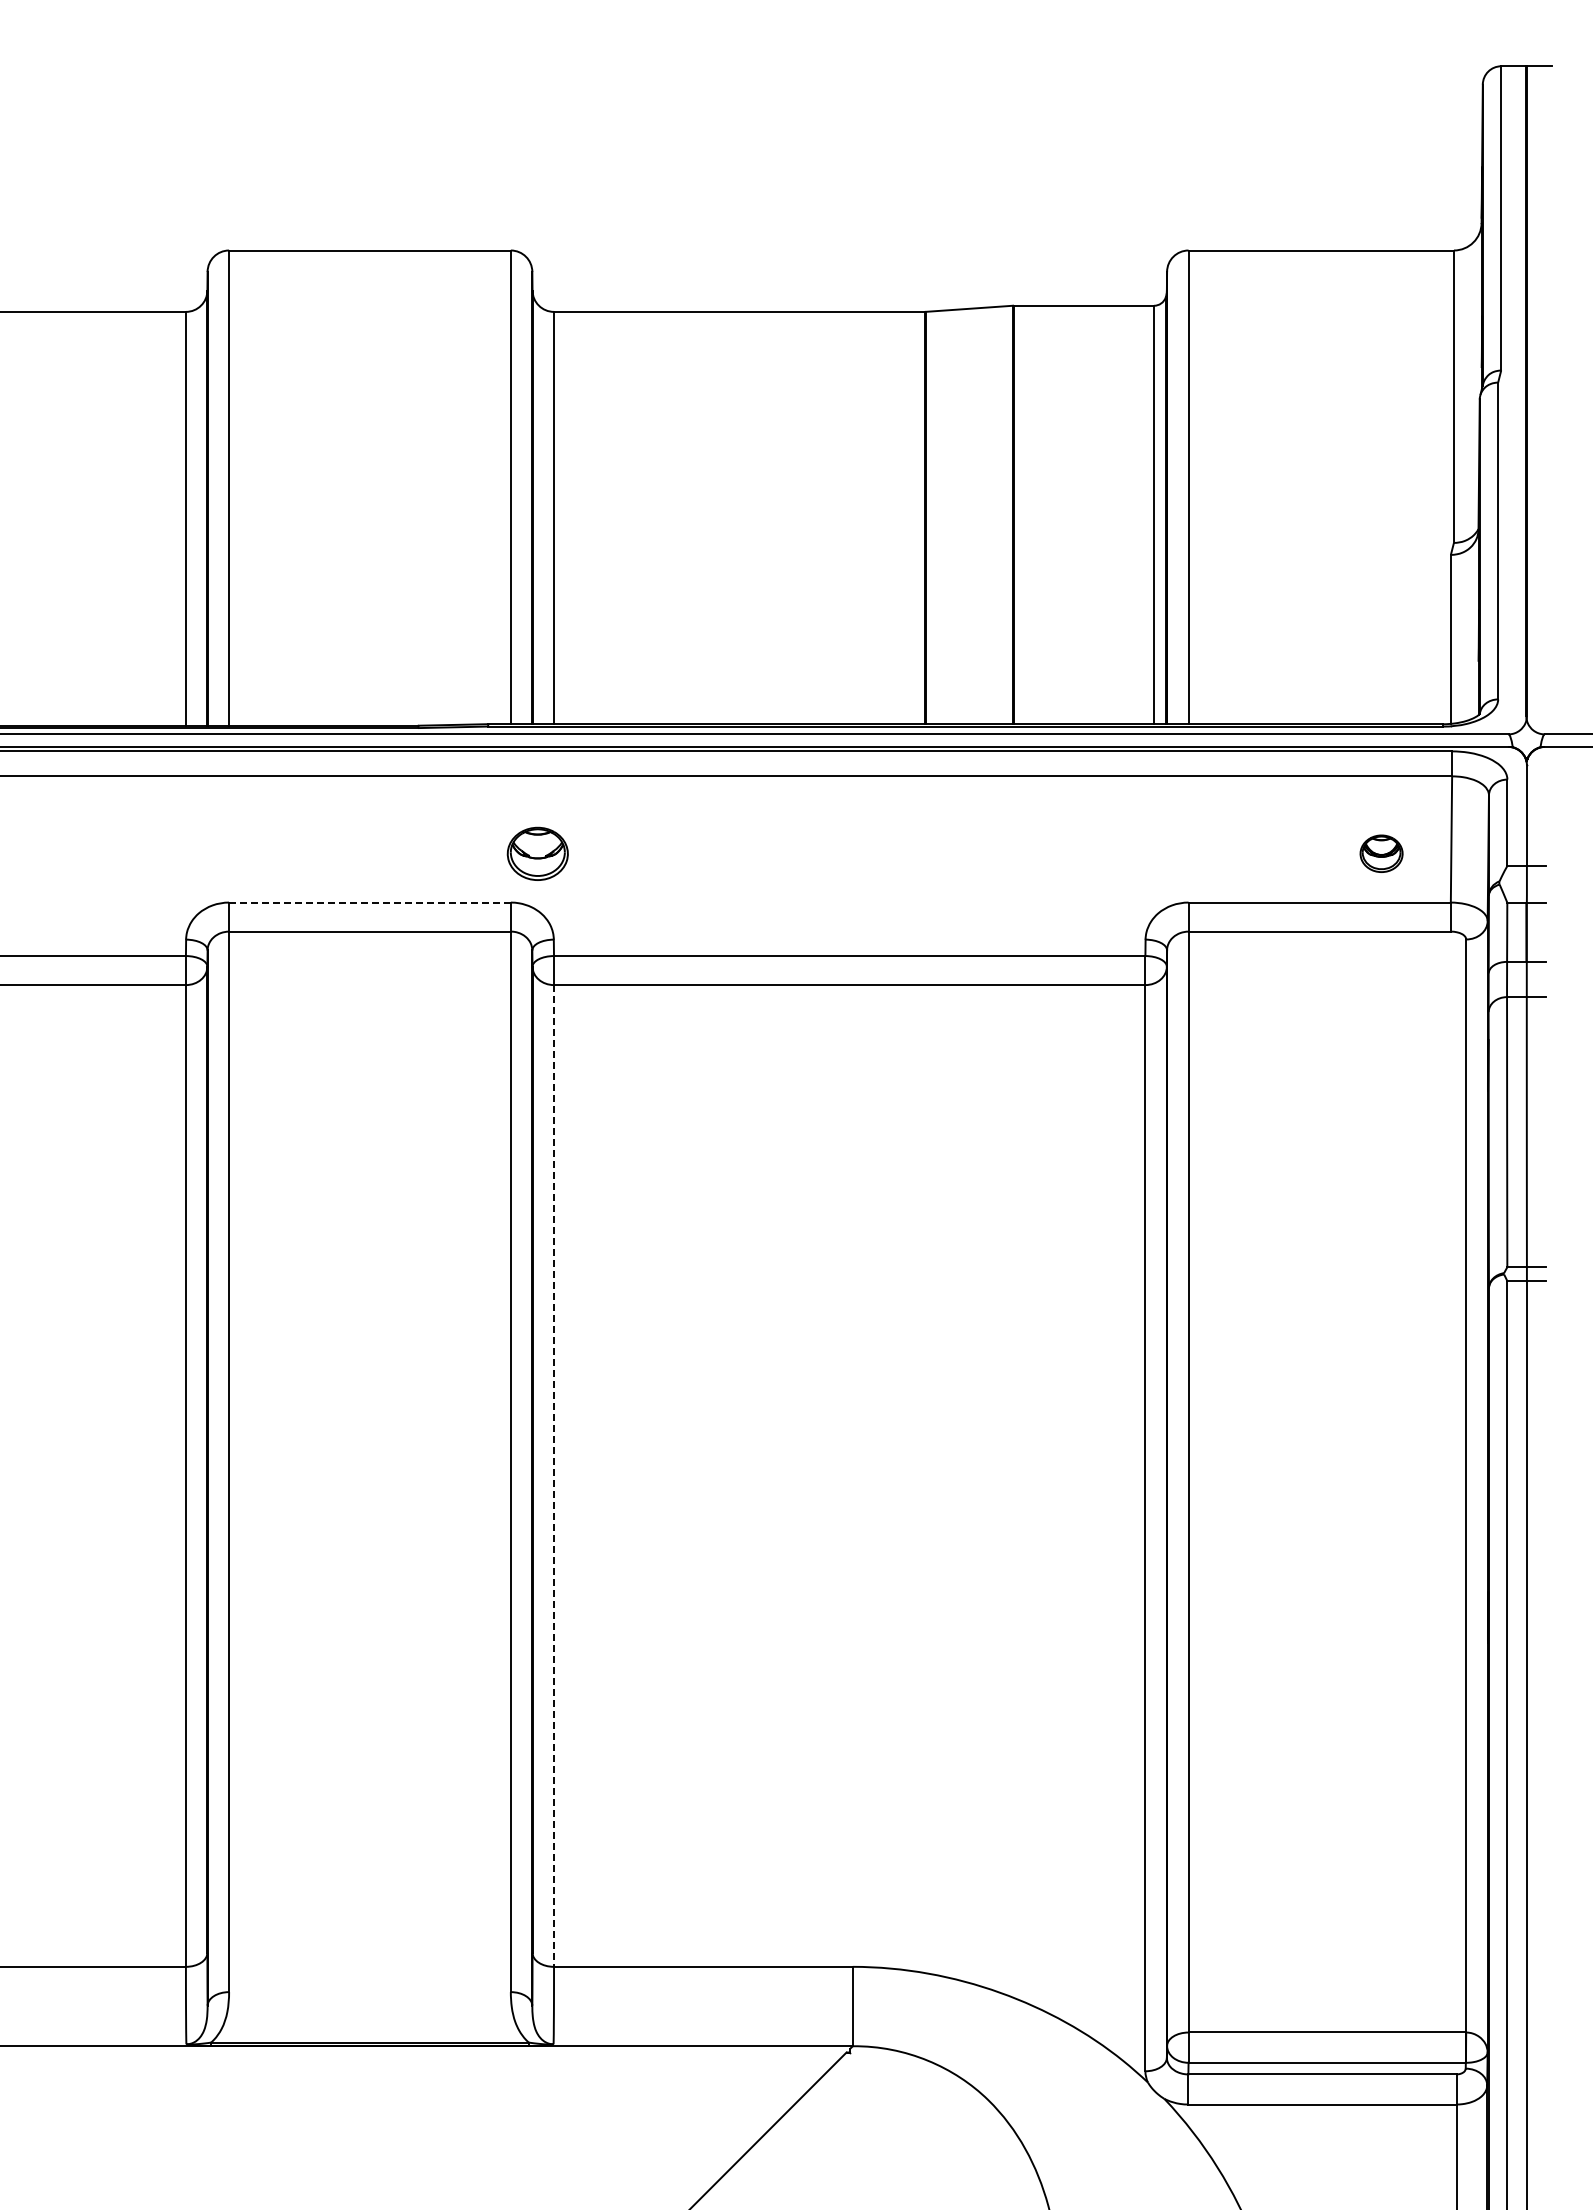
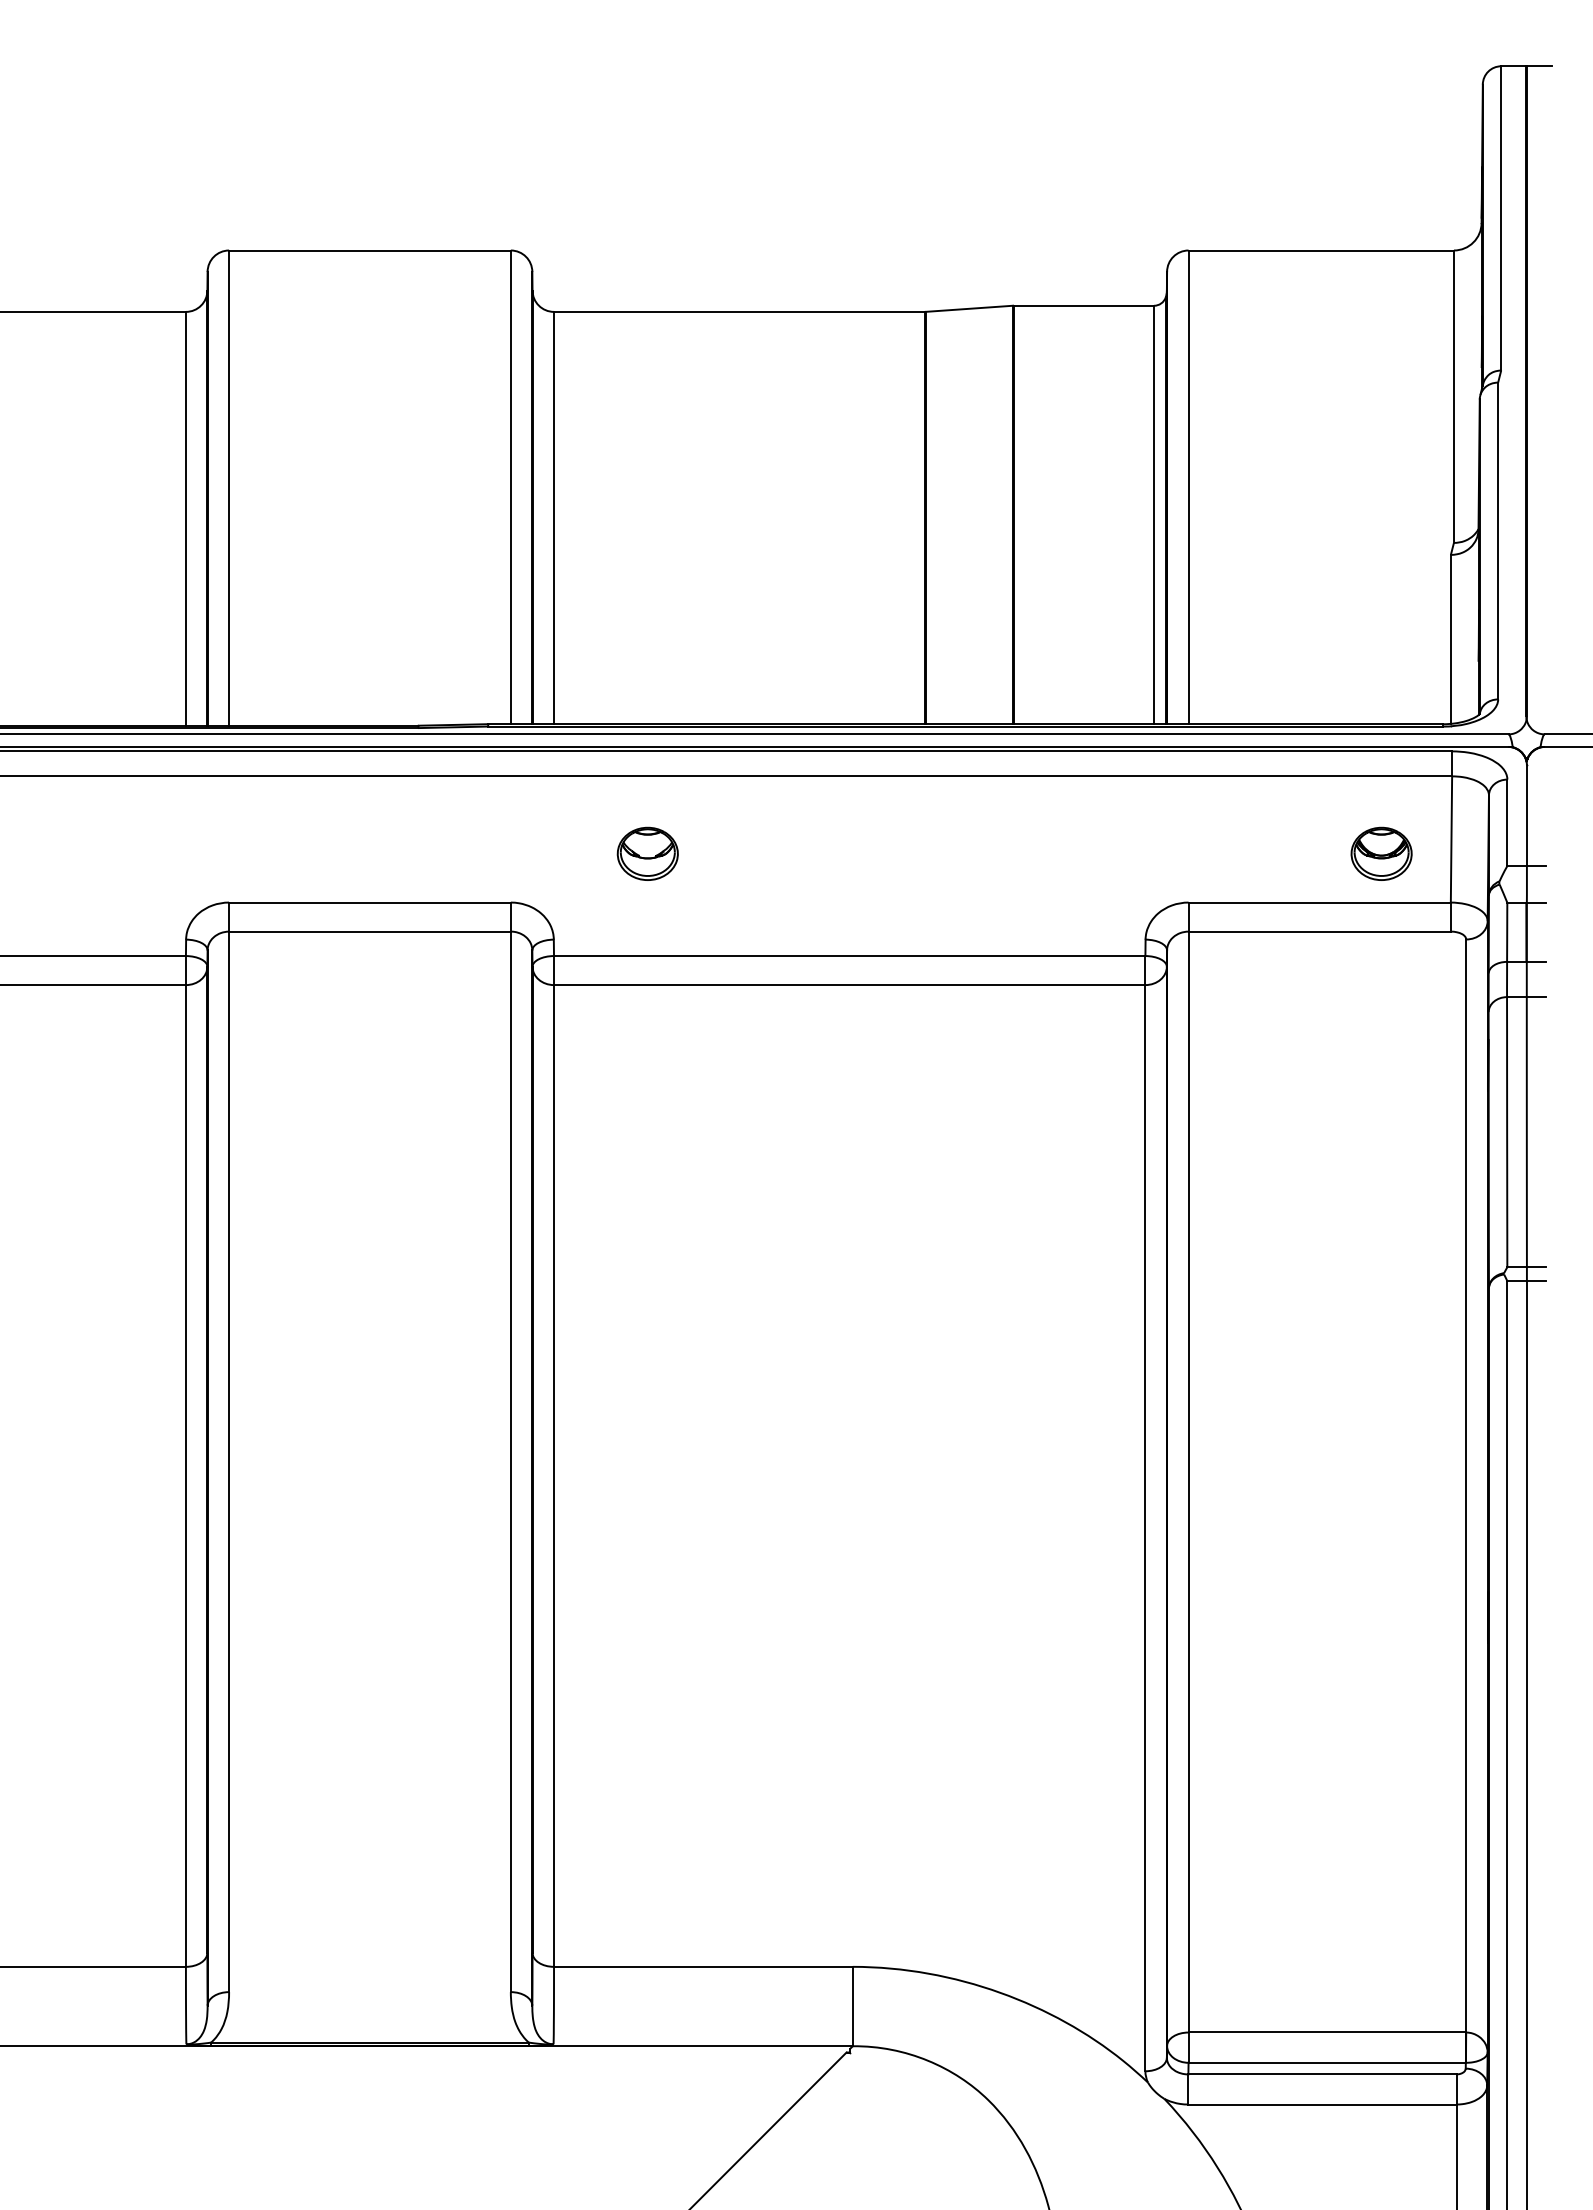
part position: (537, 853) -> (647, 853) (647, 853)
part size: 45x39 px -> 63x55 px (1381, 853)
line: dashed -> solid (369, 902)
line: dashed -> solid (554, 1475)
